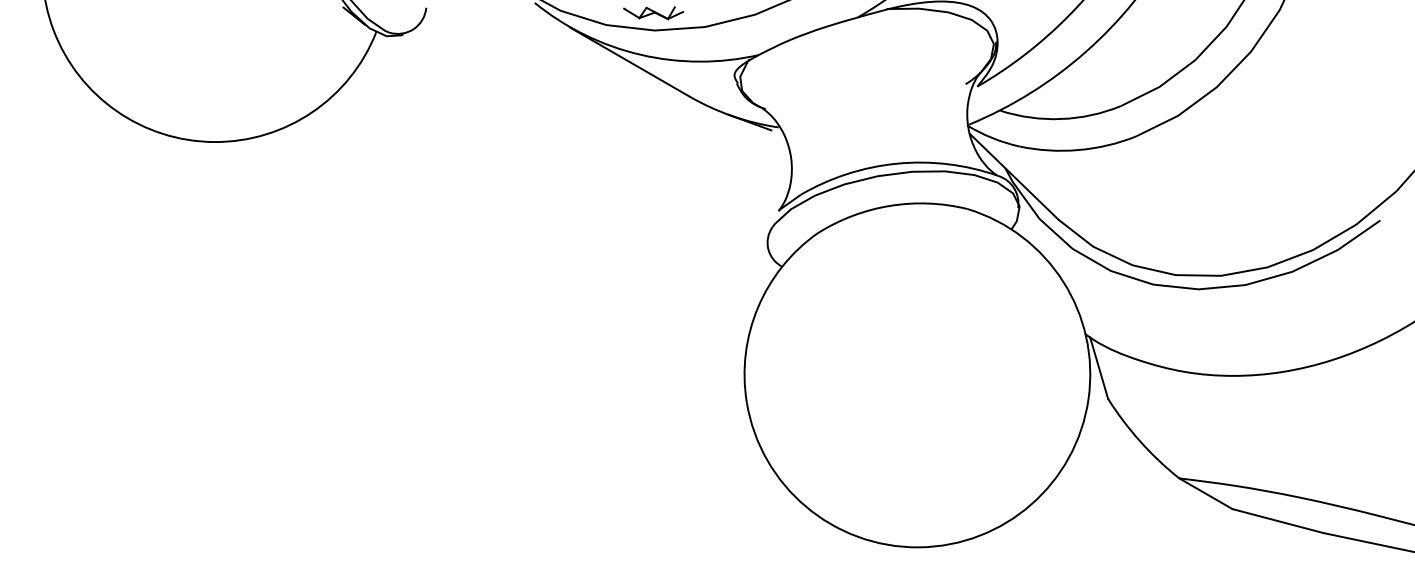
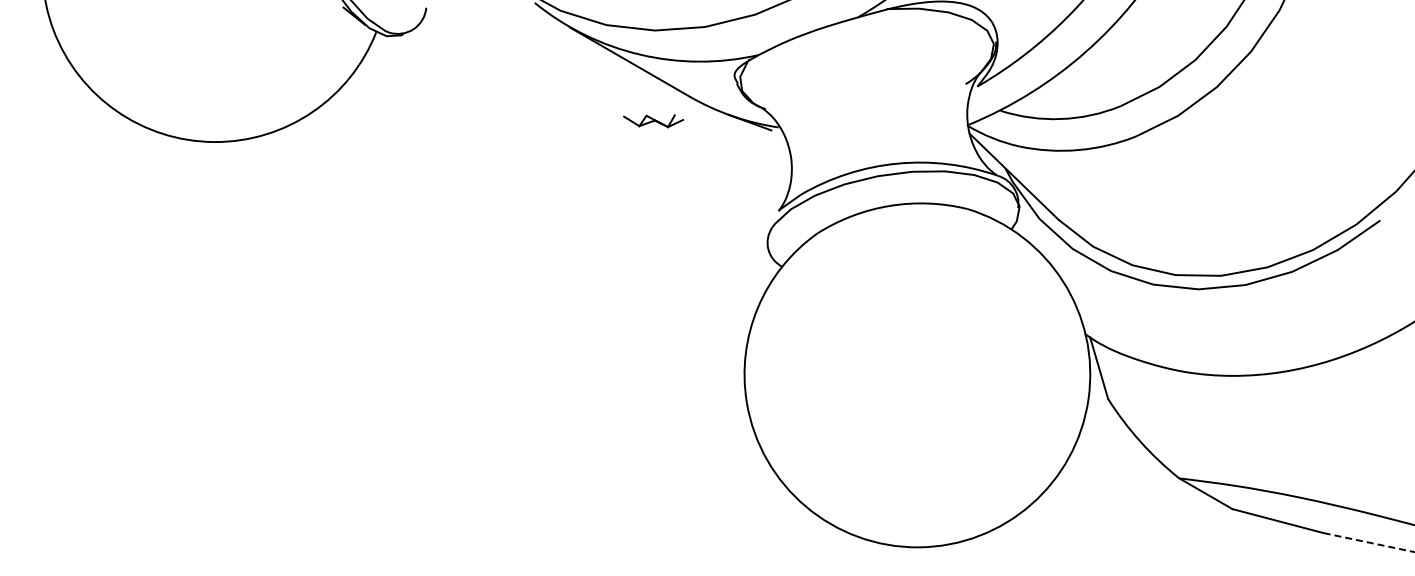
part position: (653, 13) -> (653, 121) (653, 121)
line: solid -> dashed (1369, 542)
